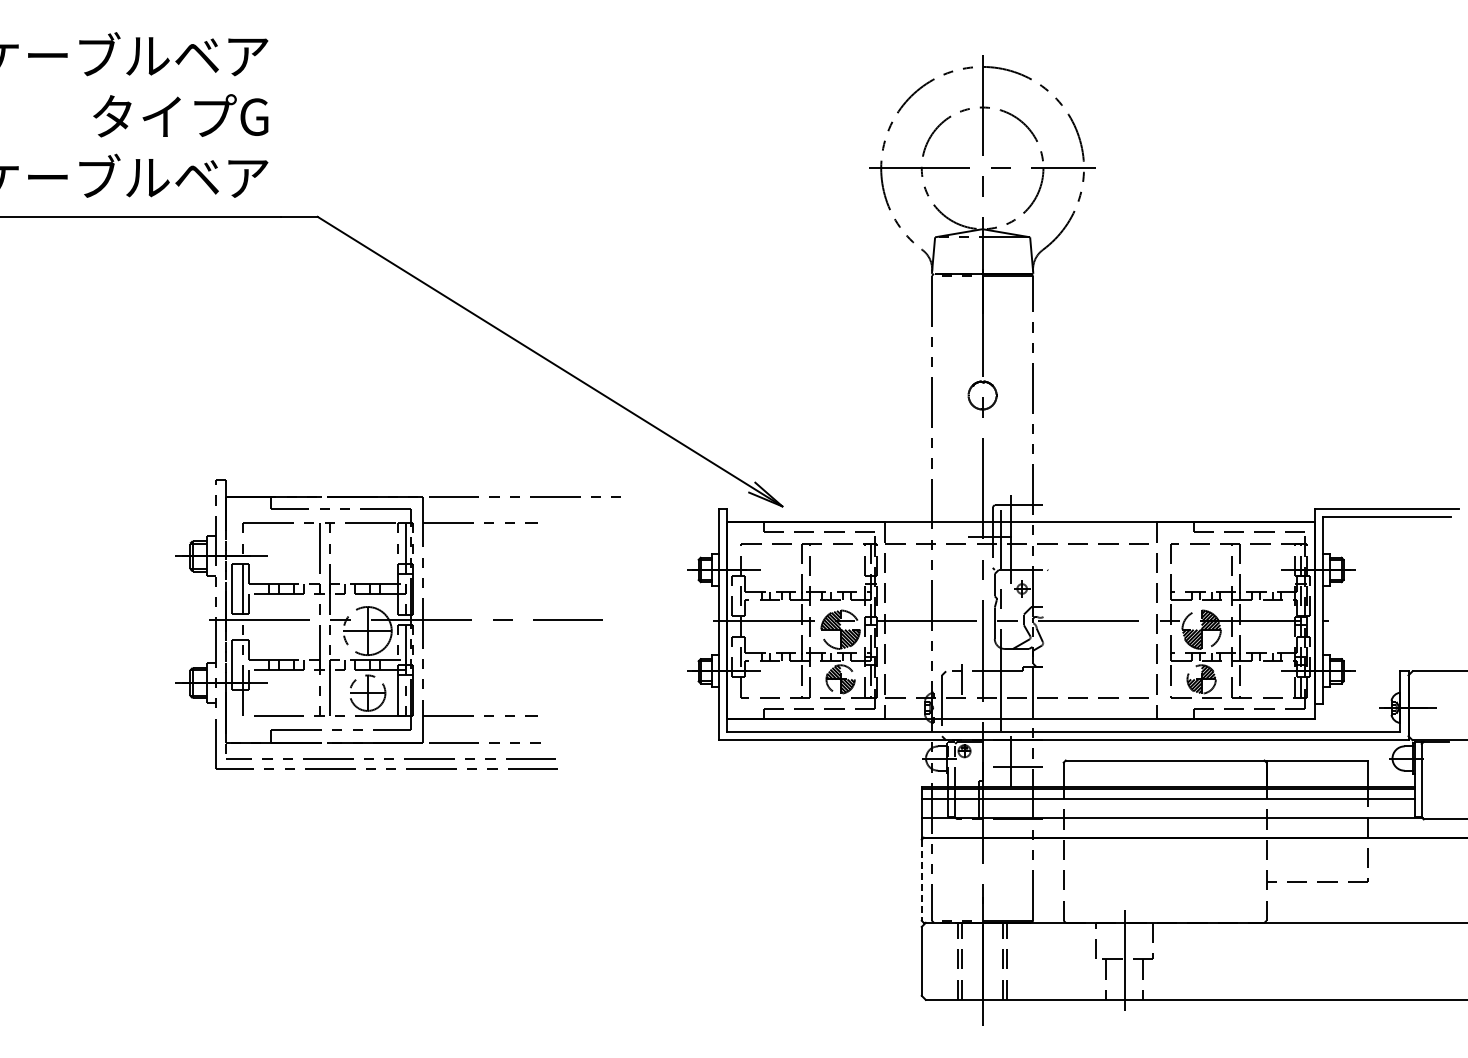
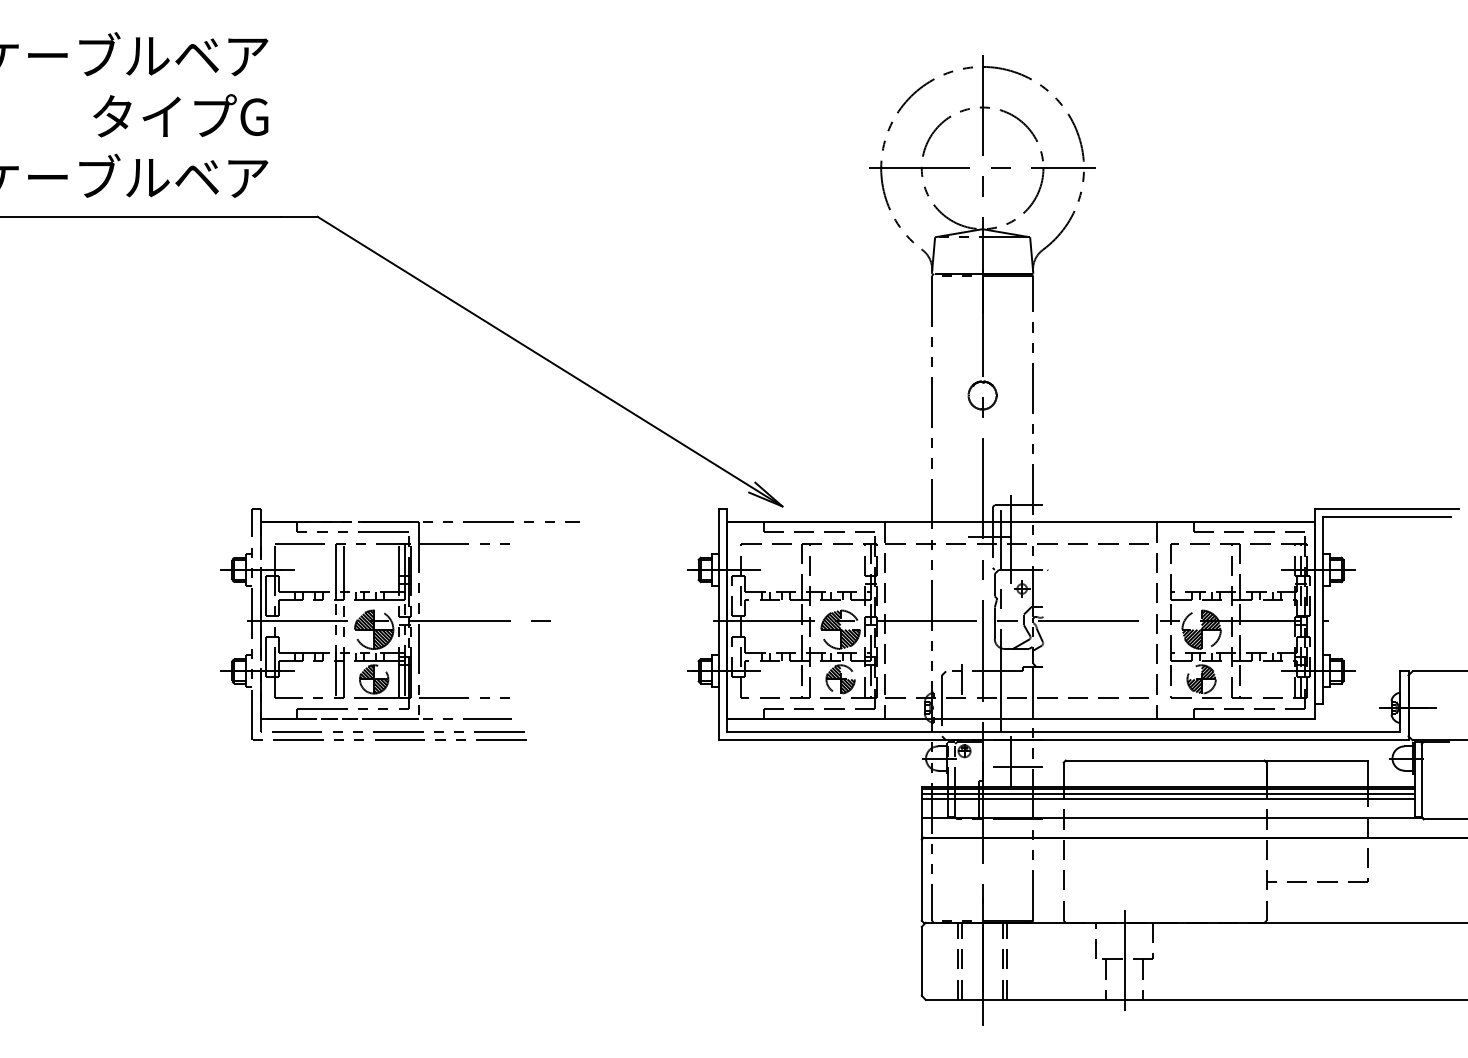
part size: 446x291 px -> 360x233 px (399, 624)
line: none -> present (1167, 793)
line: dashed -> solid (921, 880)
